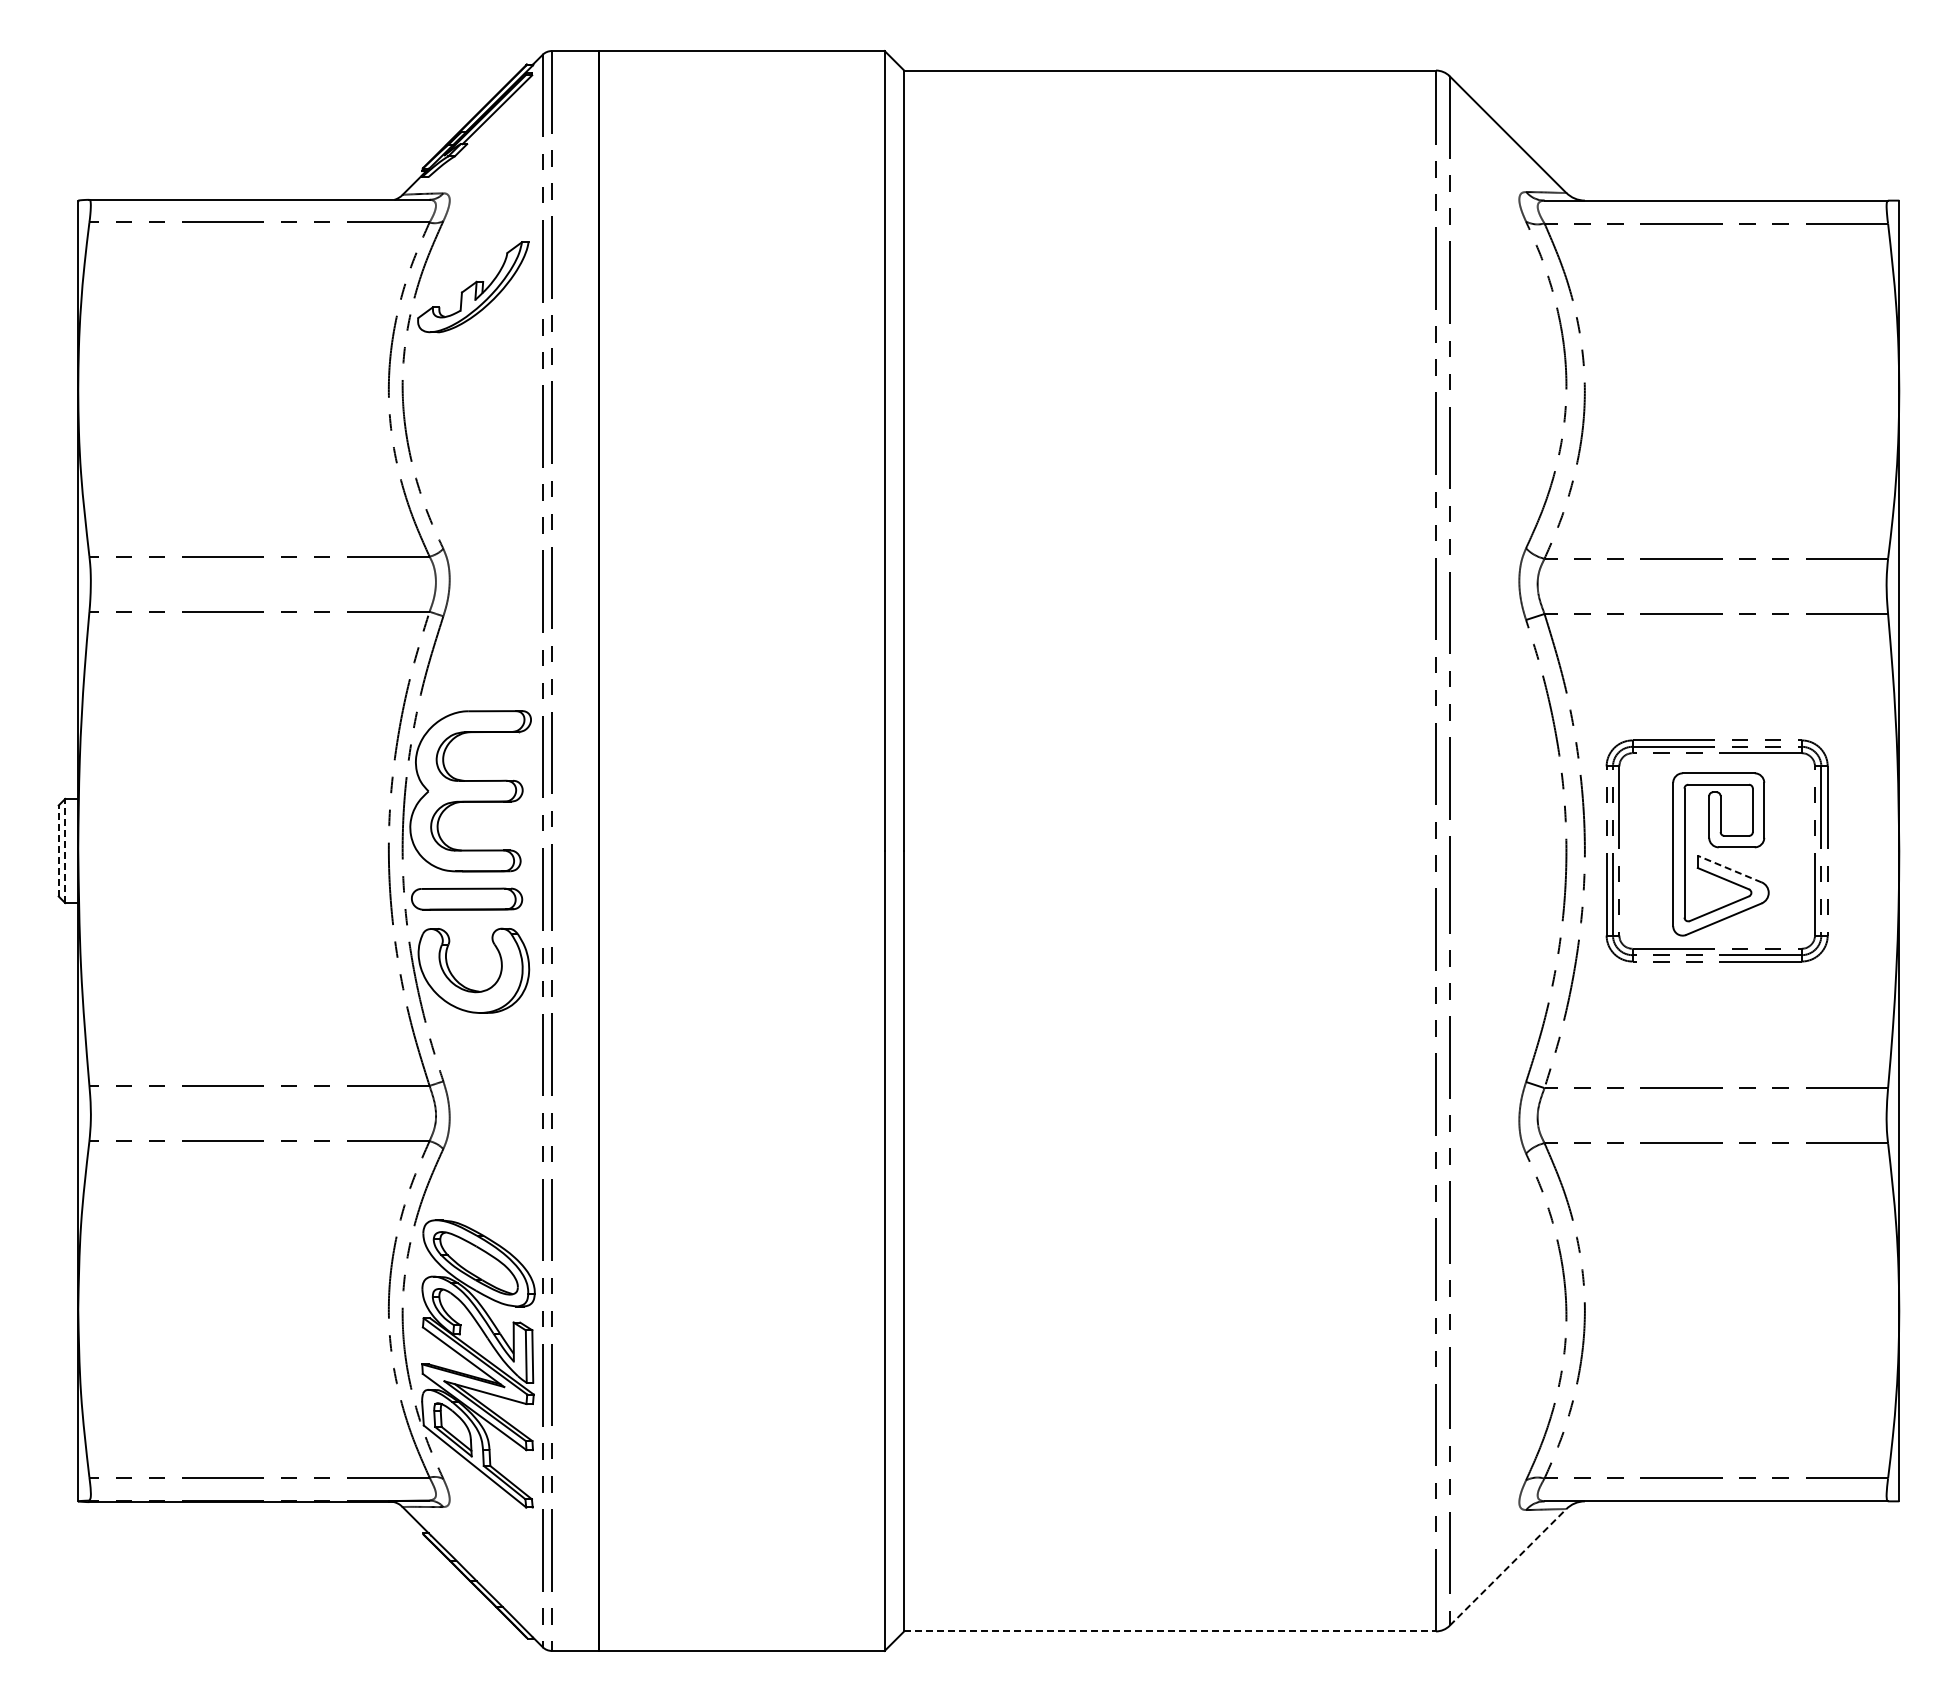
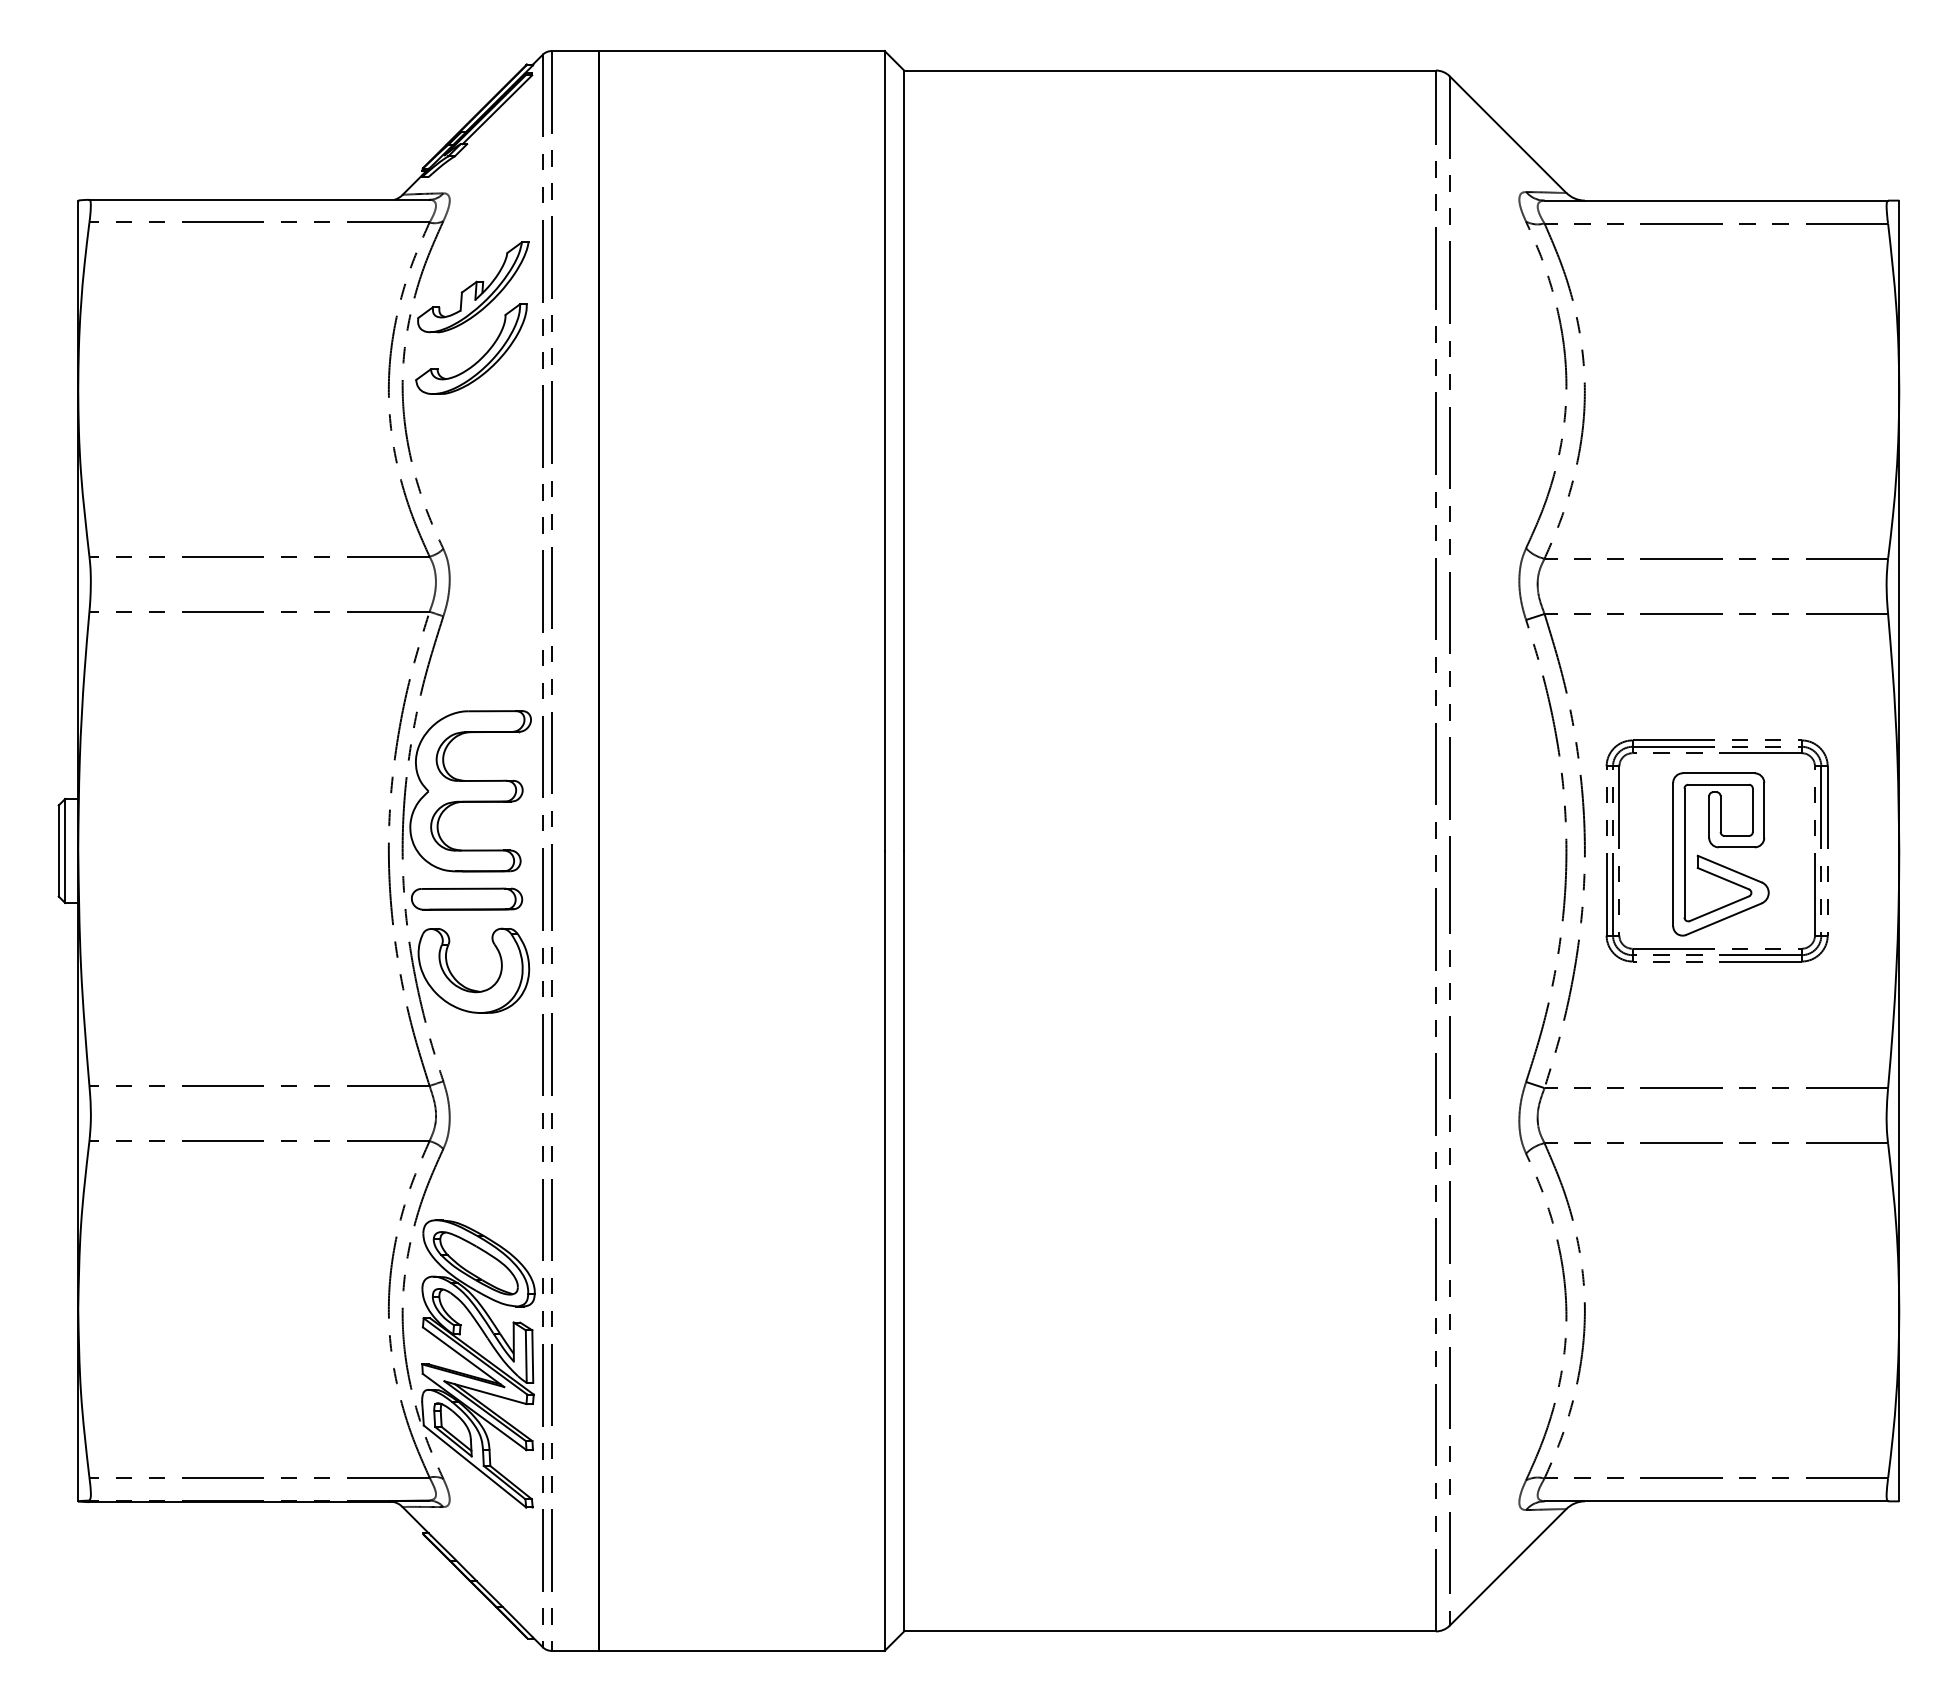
part: none -> present (481, 357)
line: dashed -> solid (58, 850)
line: dashed -> solid (65, 850)
line: dashed -> solid (1729, 869)
line: dashed -> solid (1508, 1567)
line: dashed -> solid (1170, 1631)
